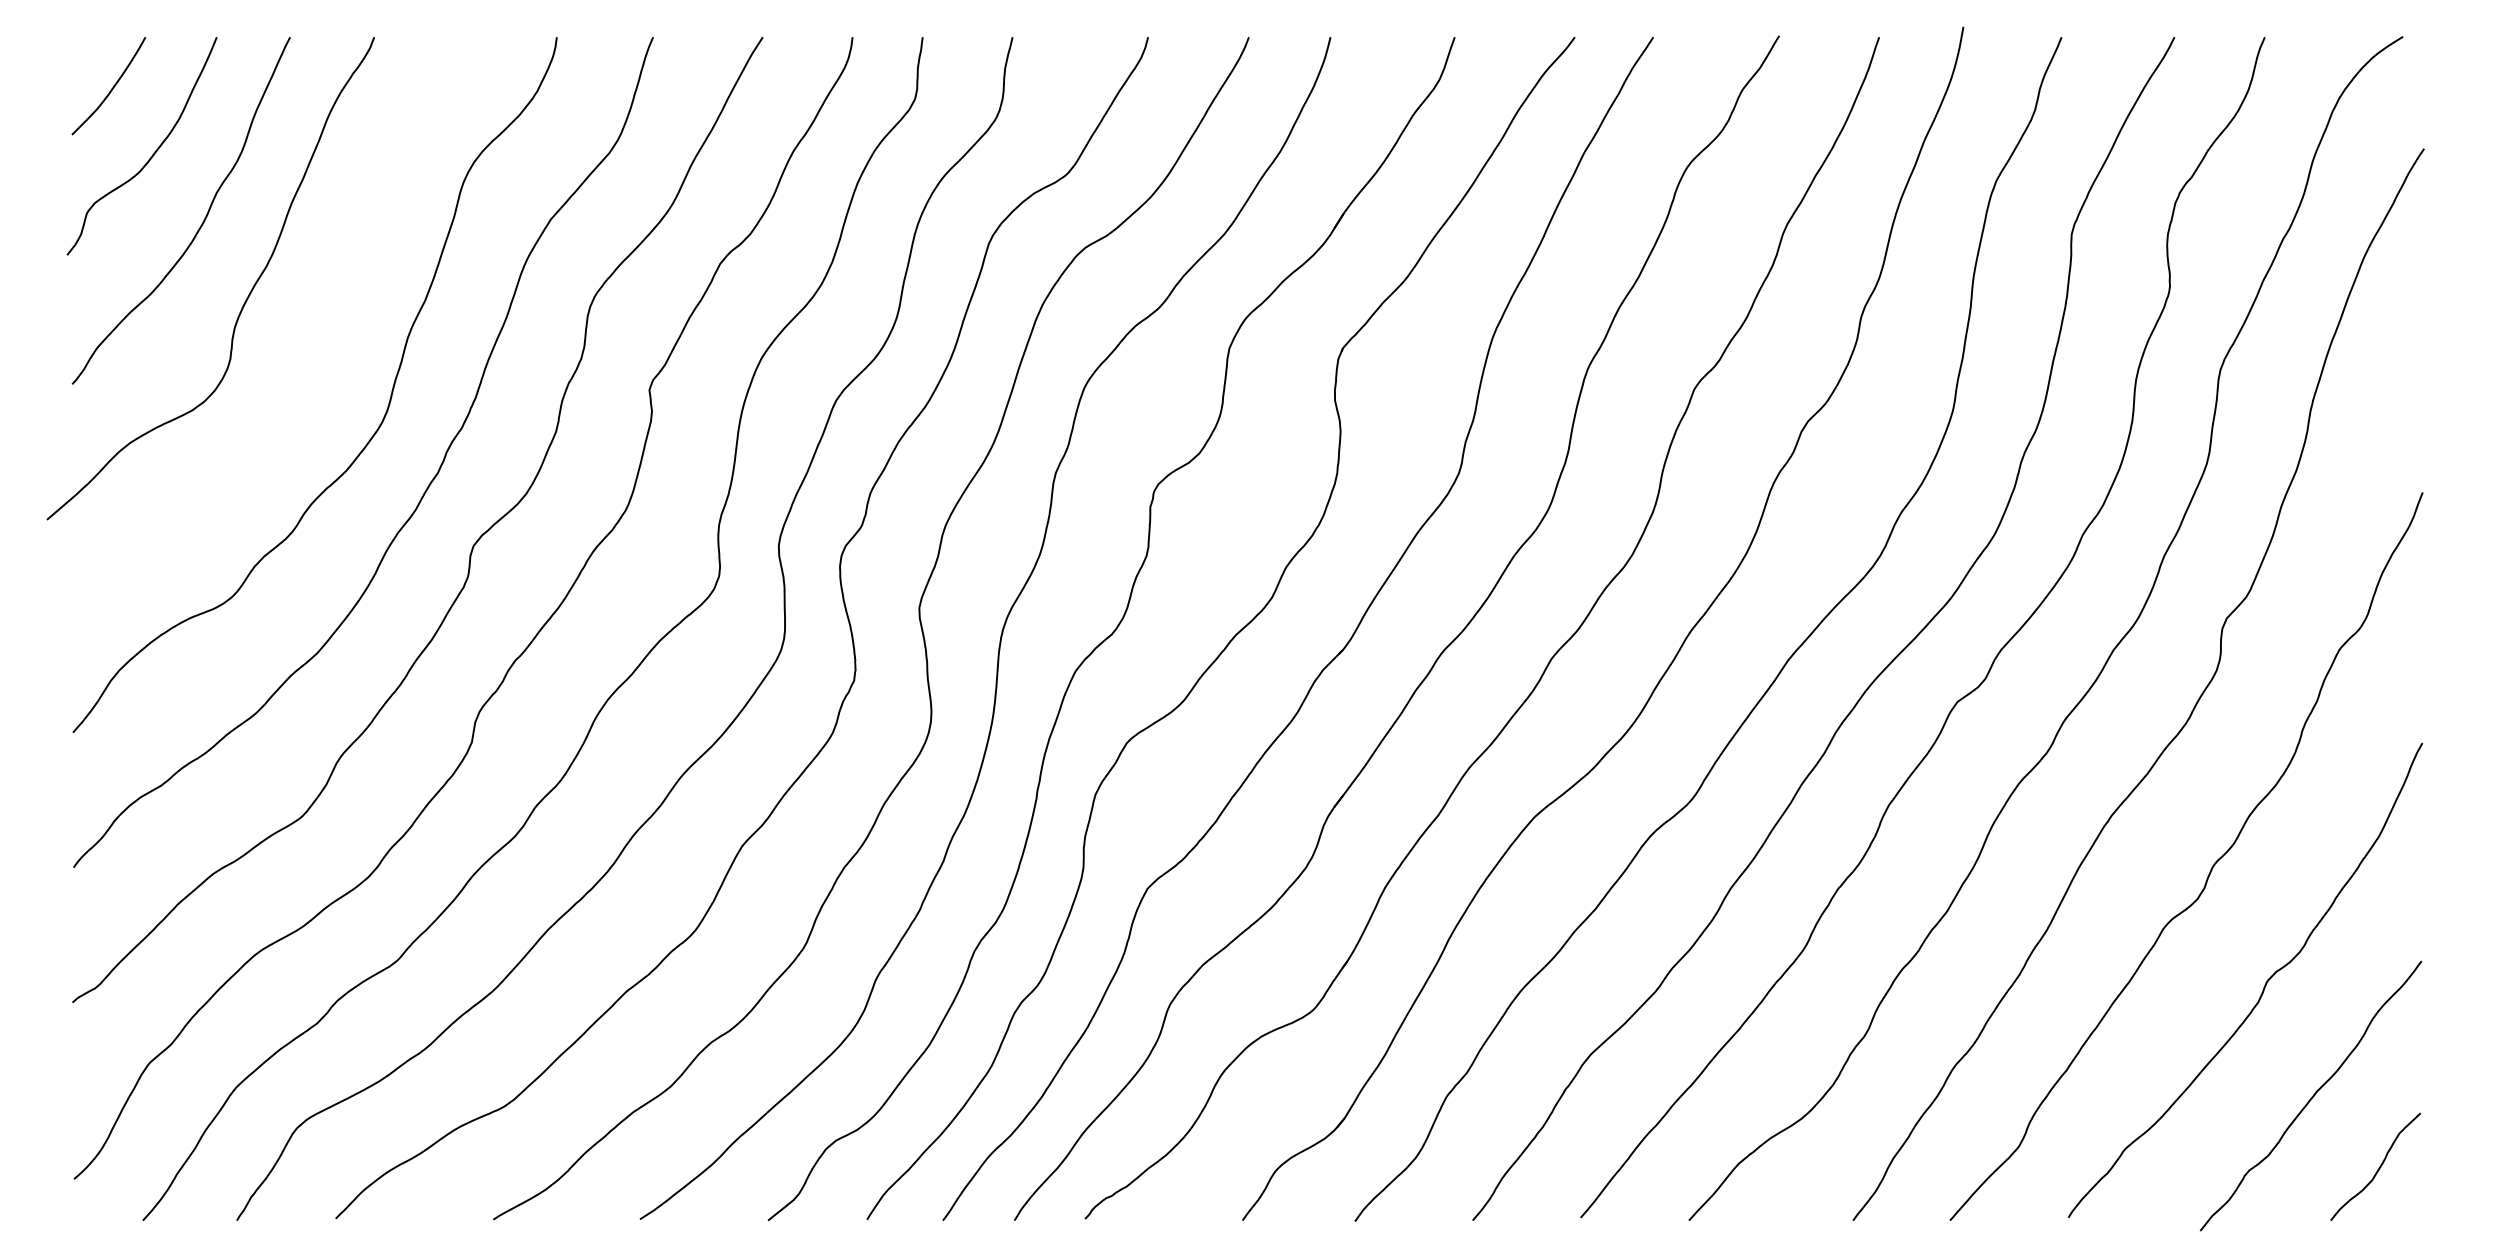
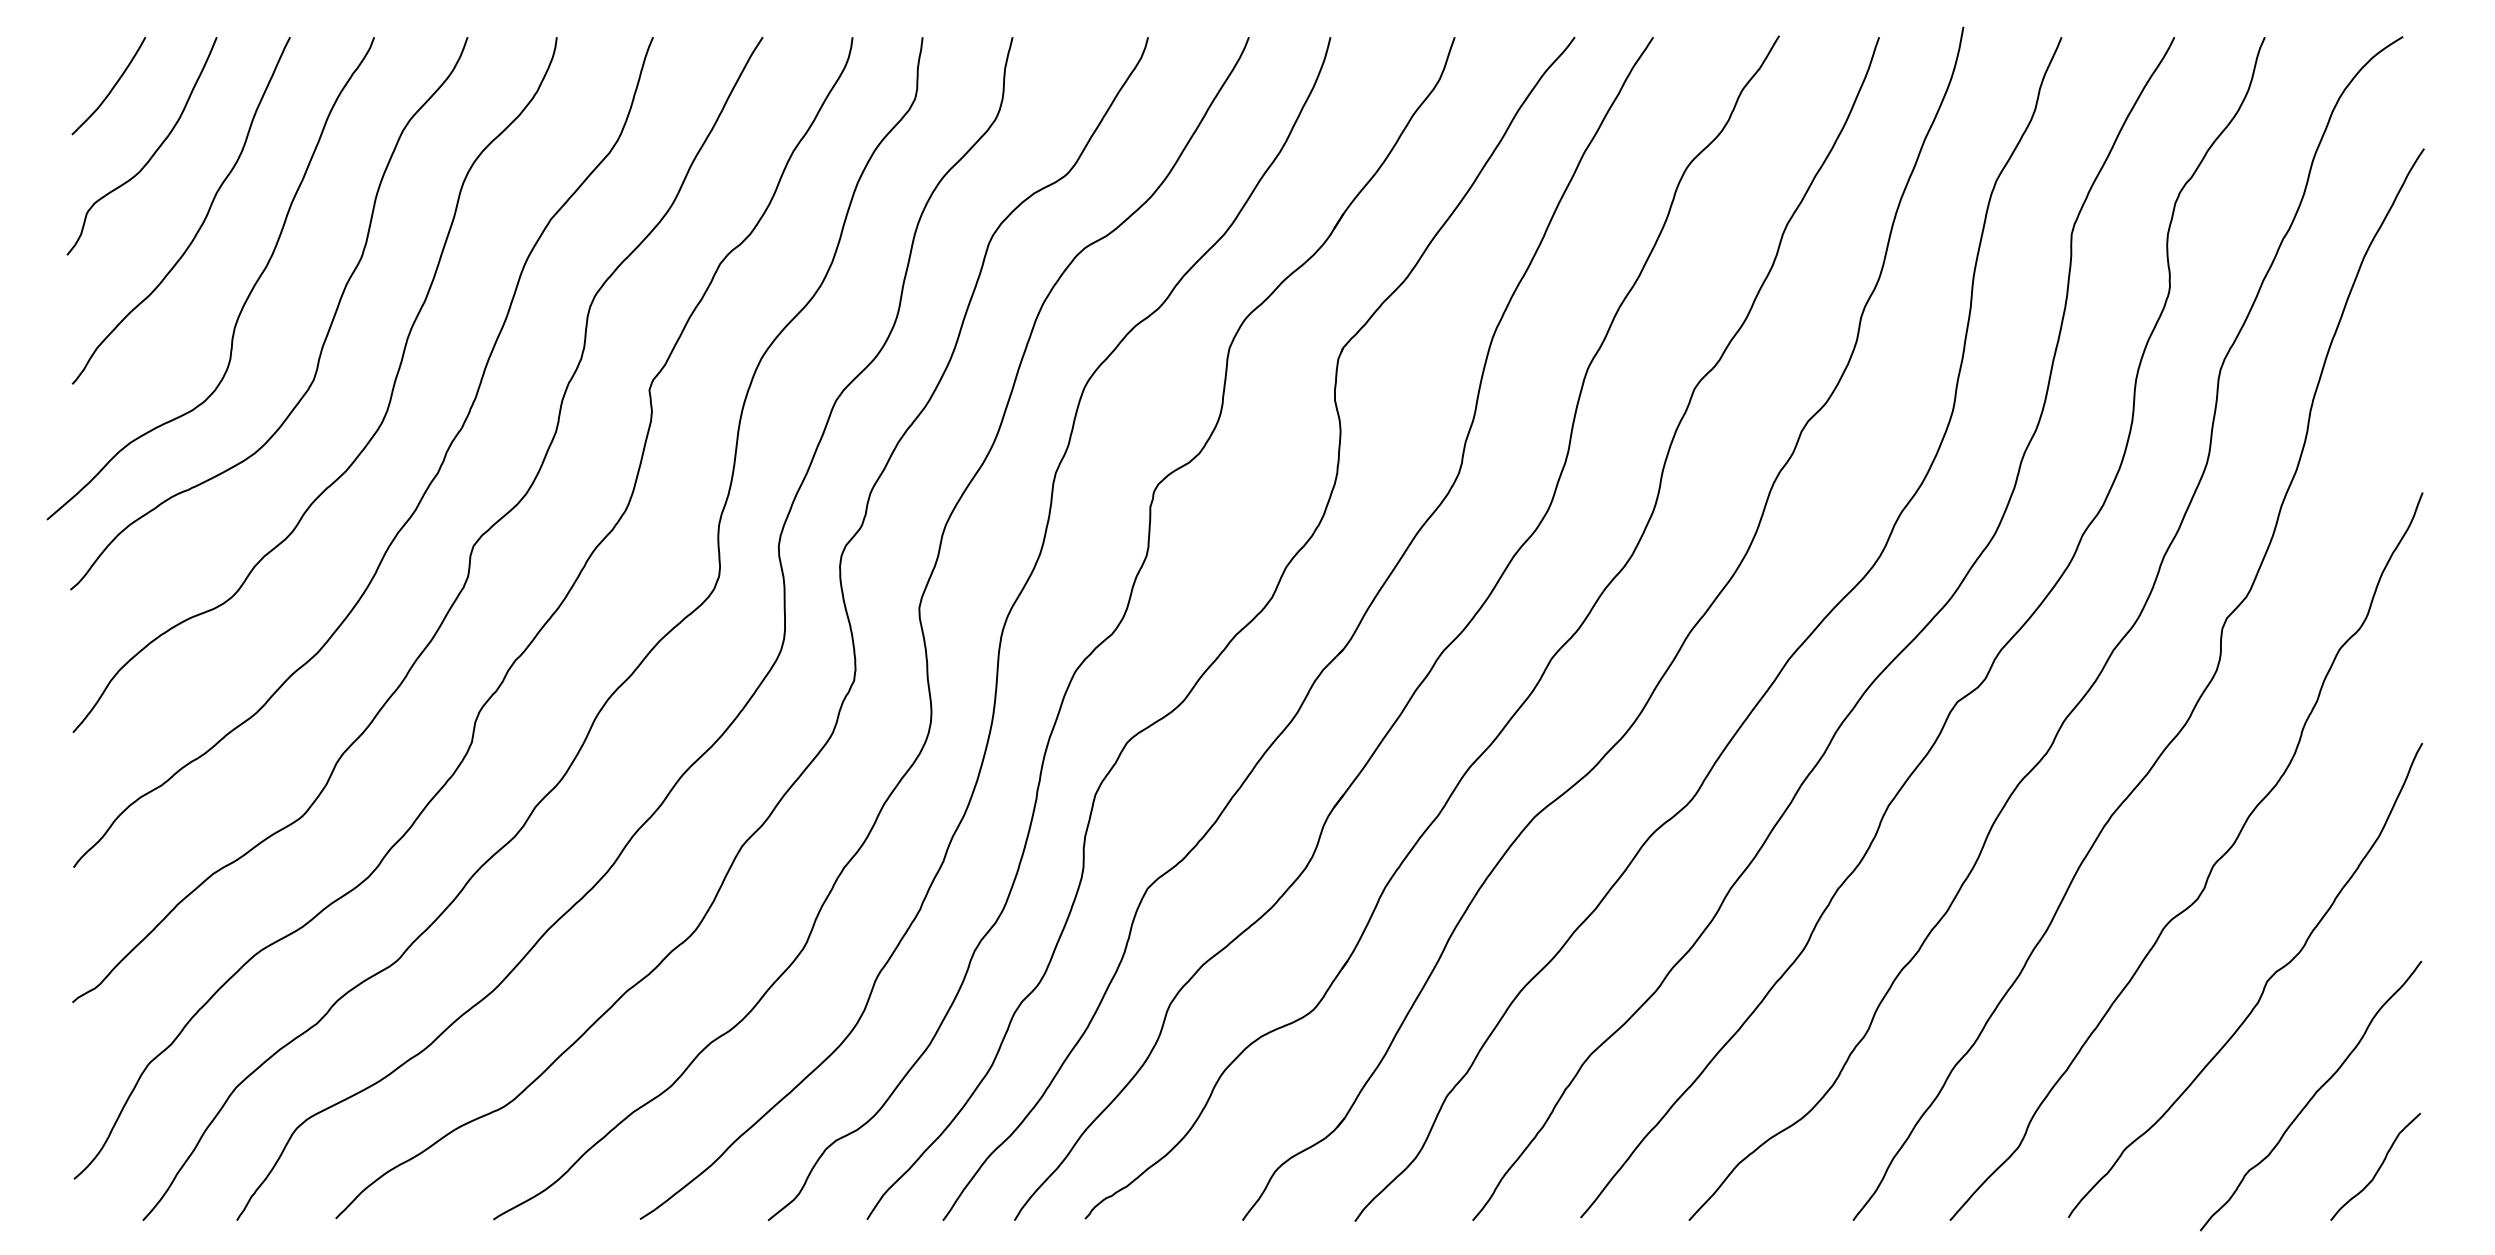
curve: none -> present (325, 336)
